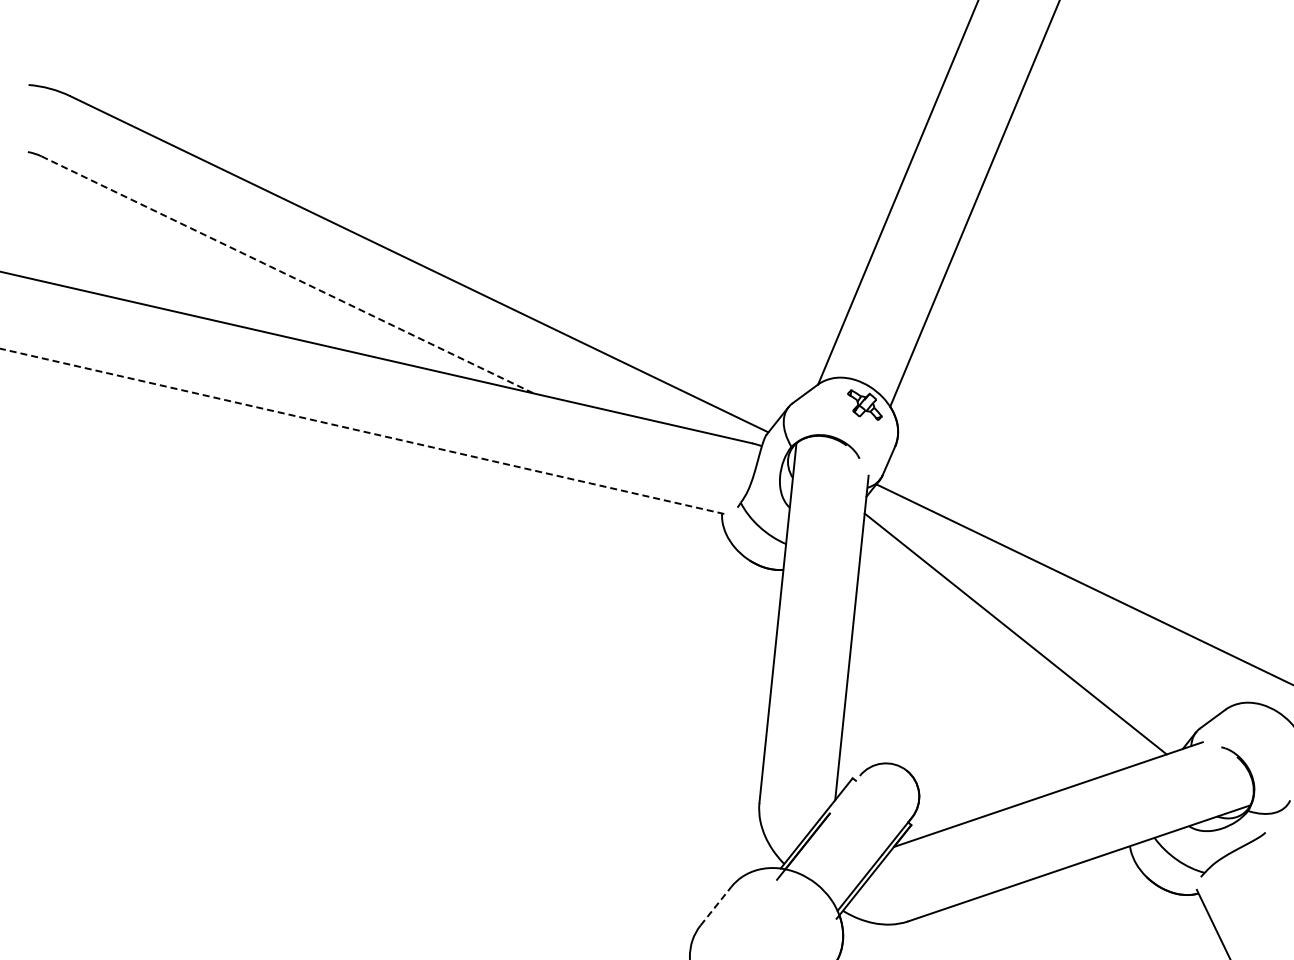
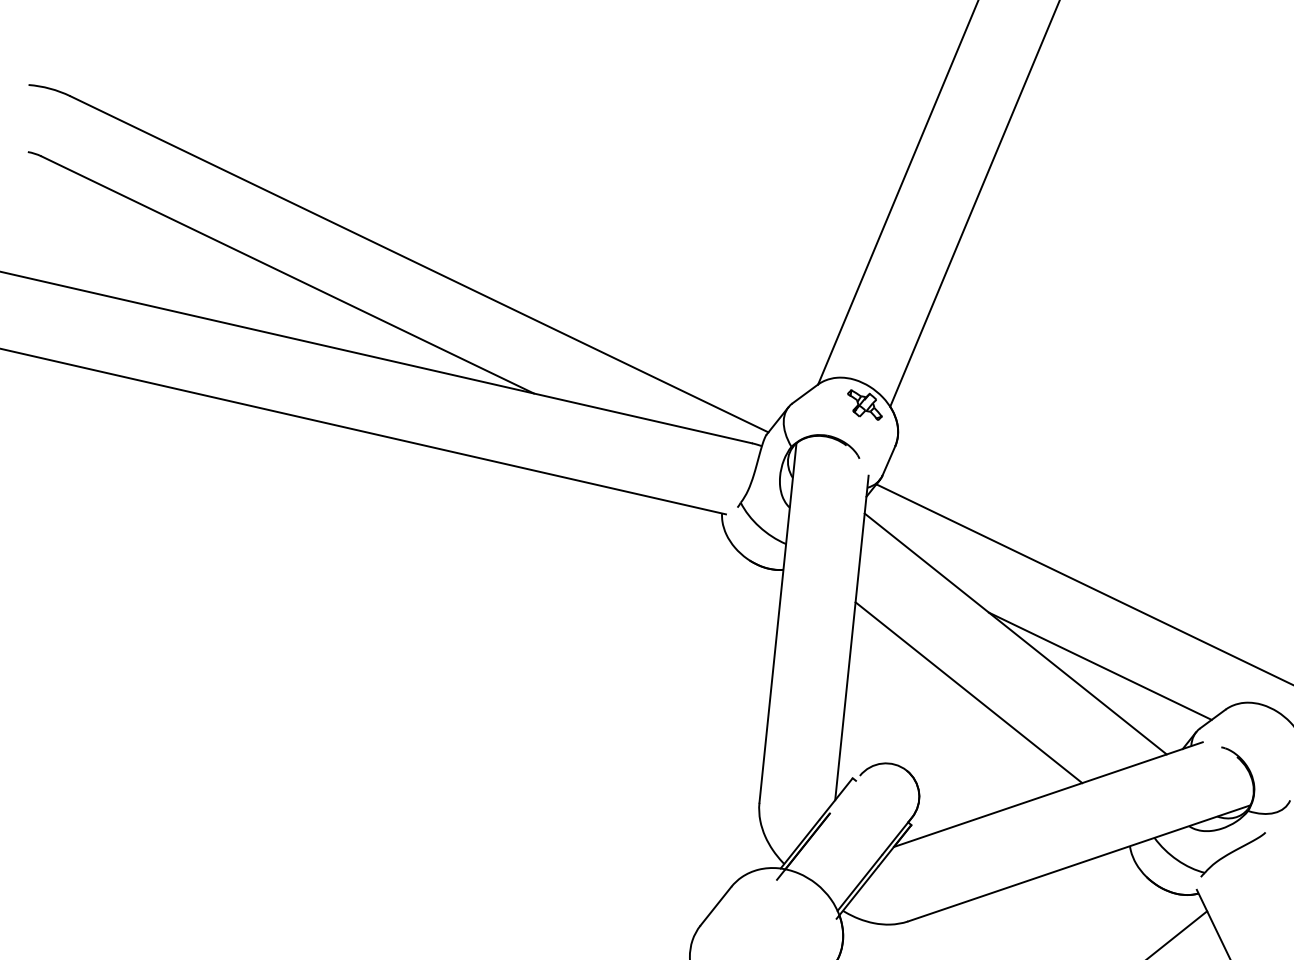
line: dashed -> solid (288, 275)
line: dashed -> solid (363, 431)
line: none -> present (1099, 665)
line: none -> present (968, 692)
line: dashed -> solid (715, 906)
line: none -> present (1178, 933)
